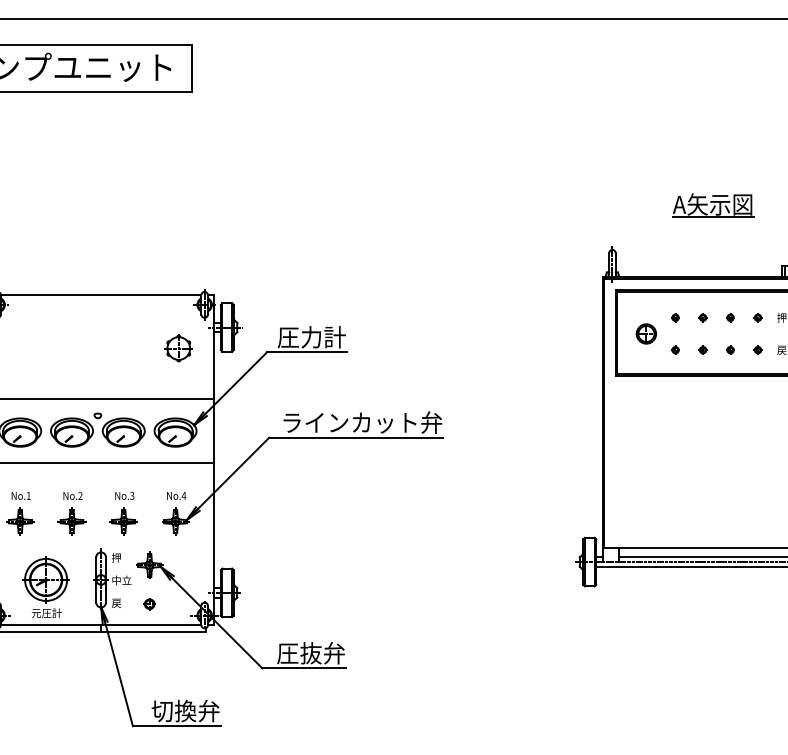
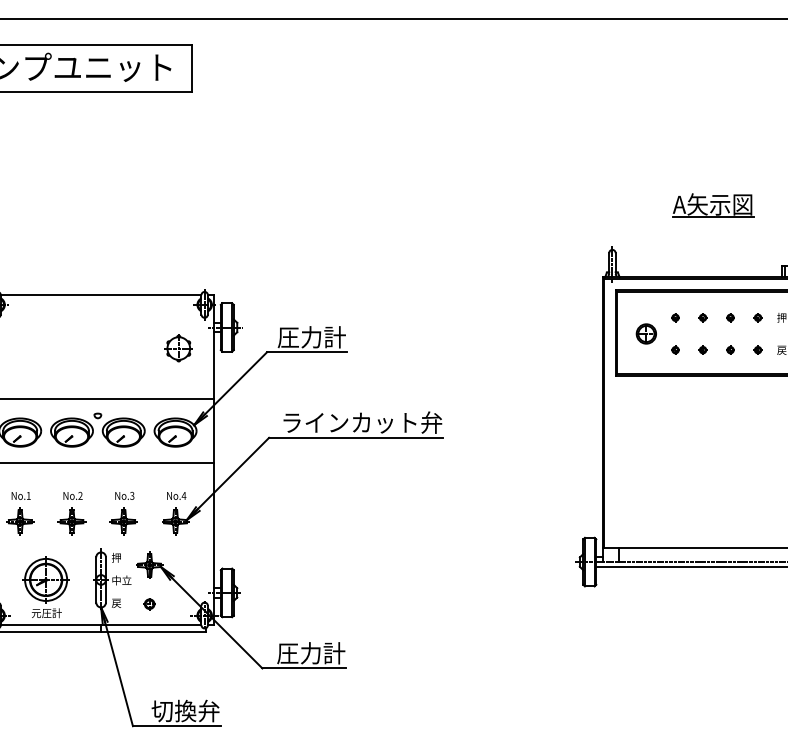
line: present -> none (701, 557)
text: 圧抜弁 -> 圧力計 (322, 653)
